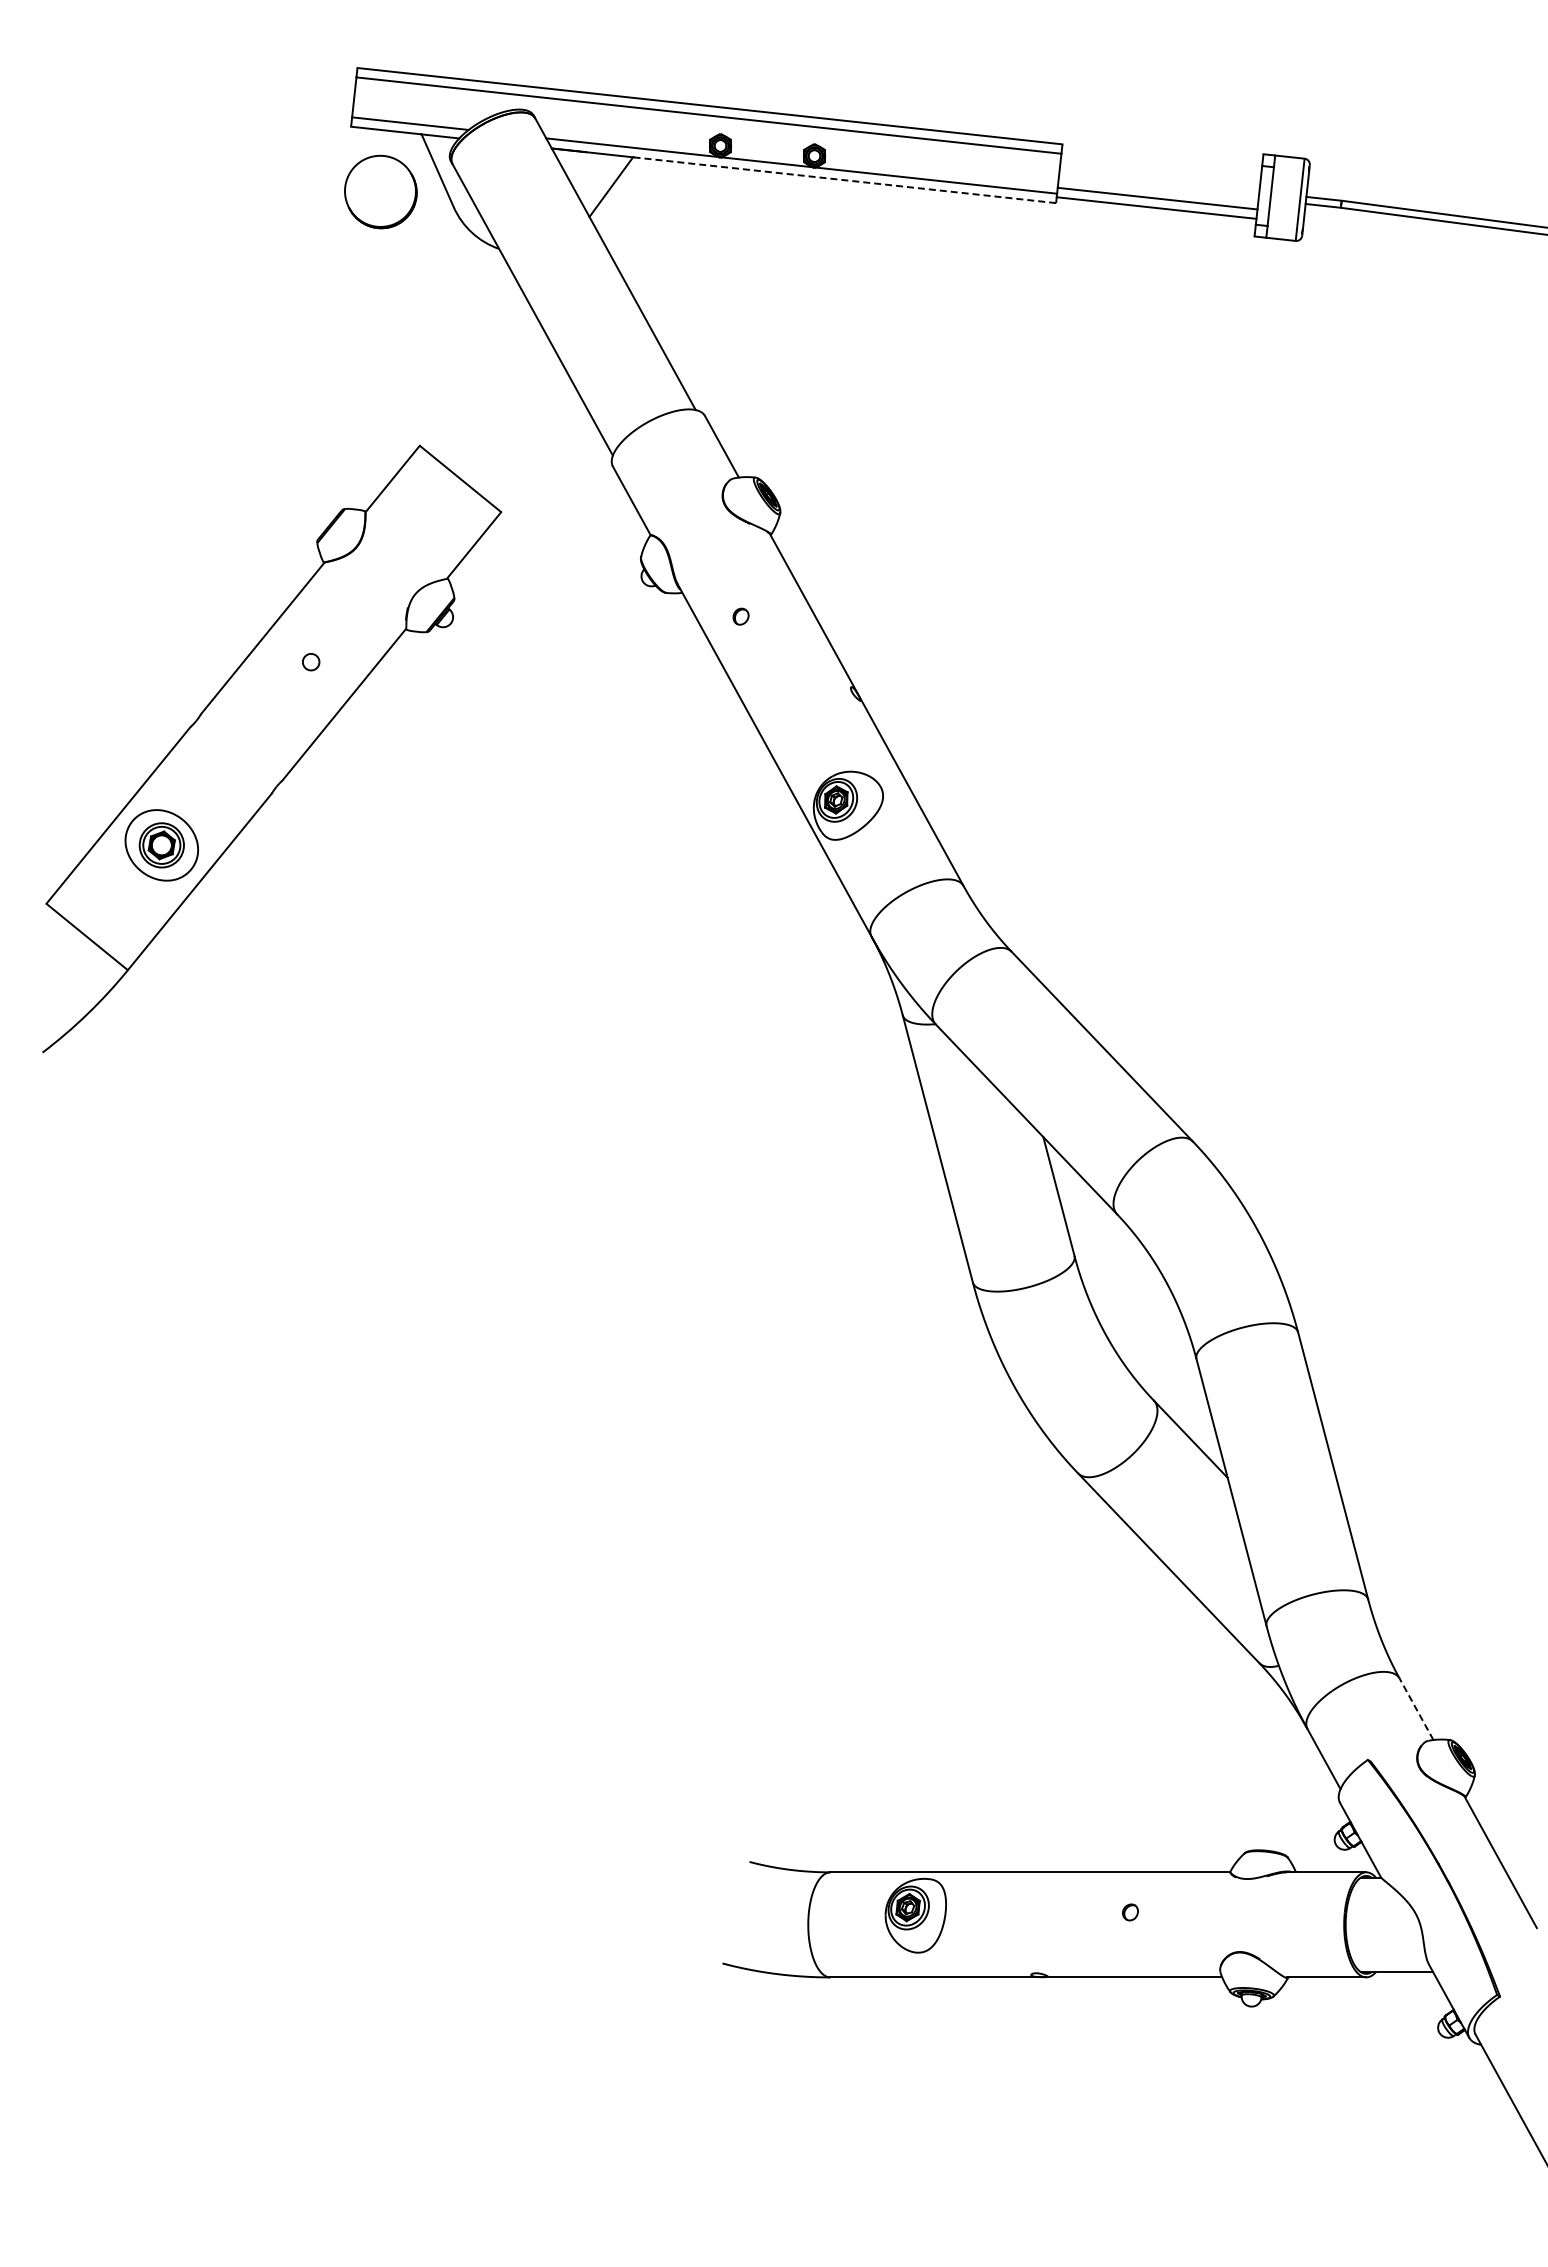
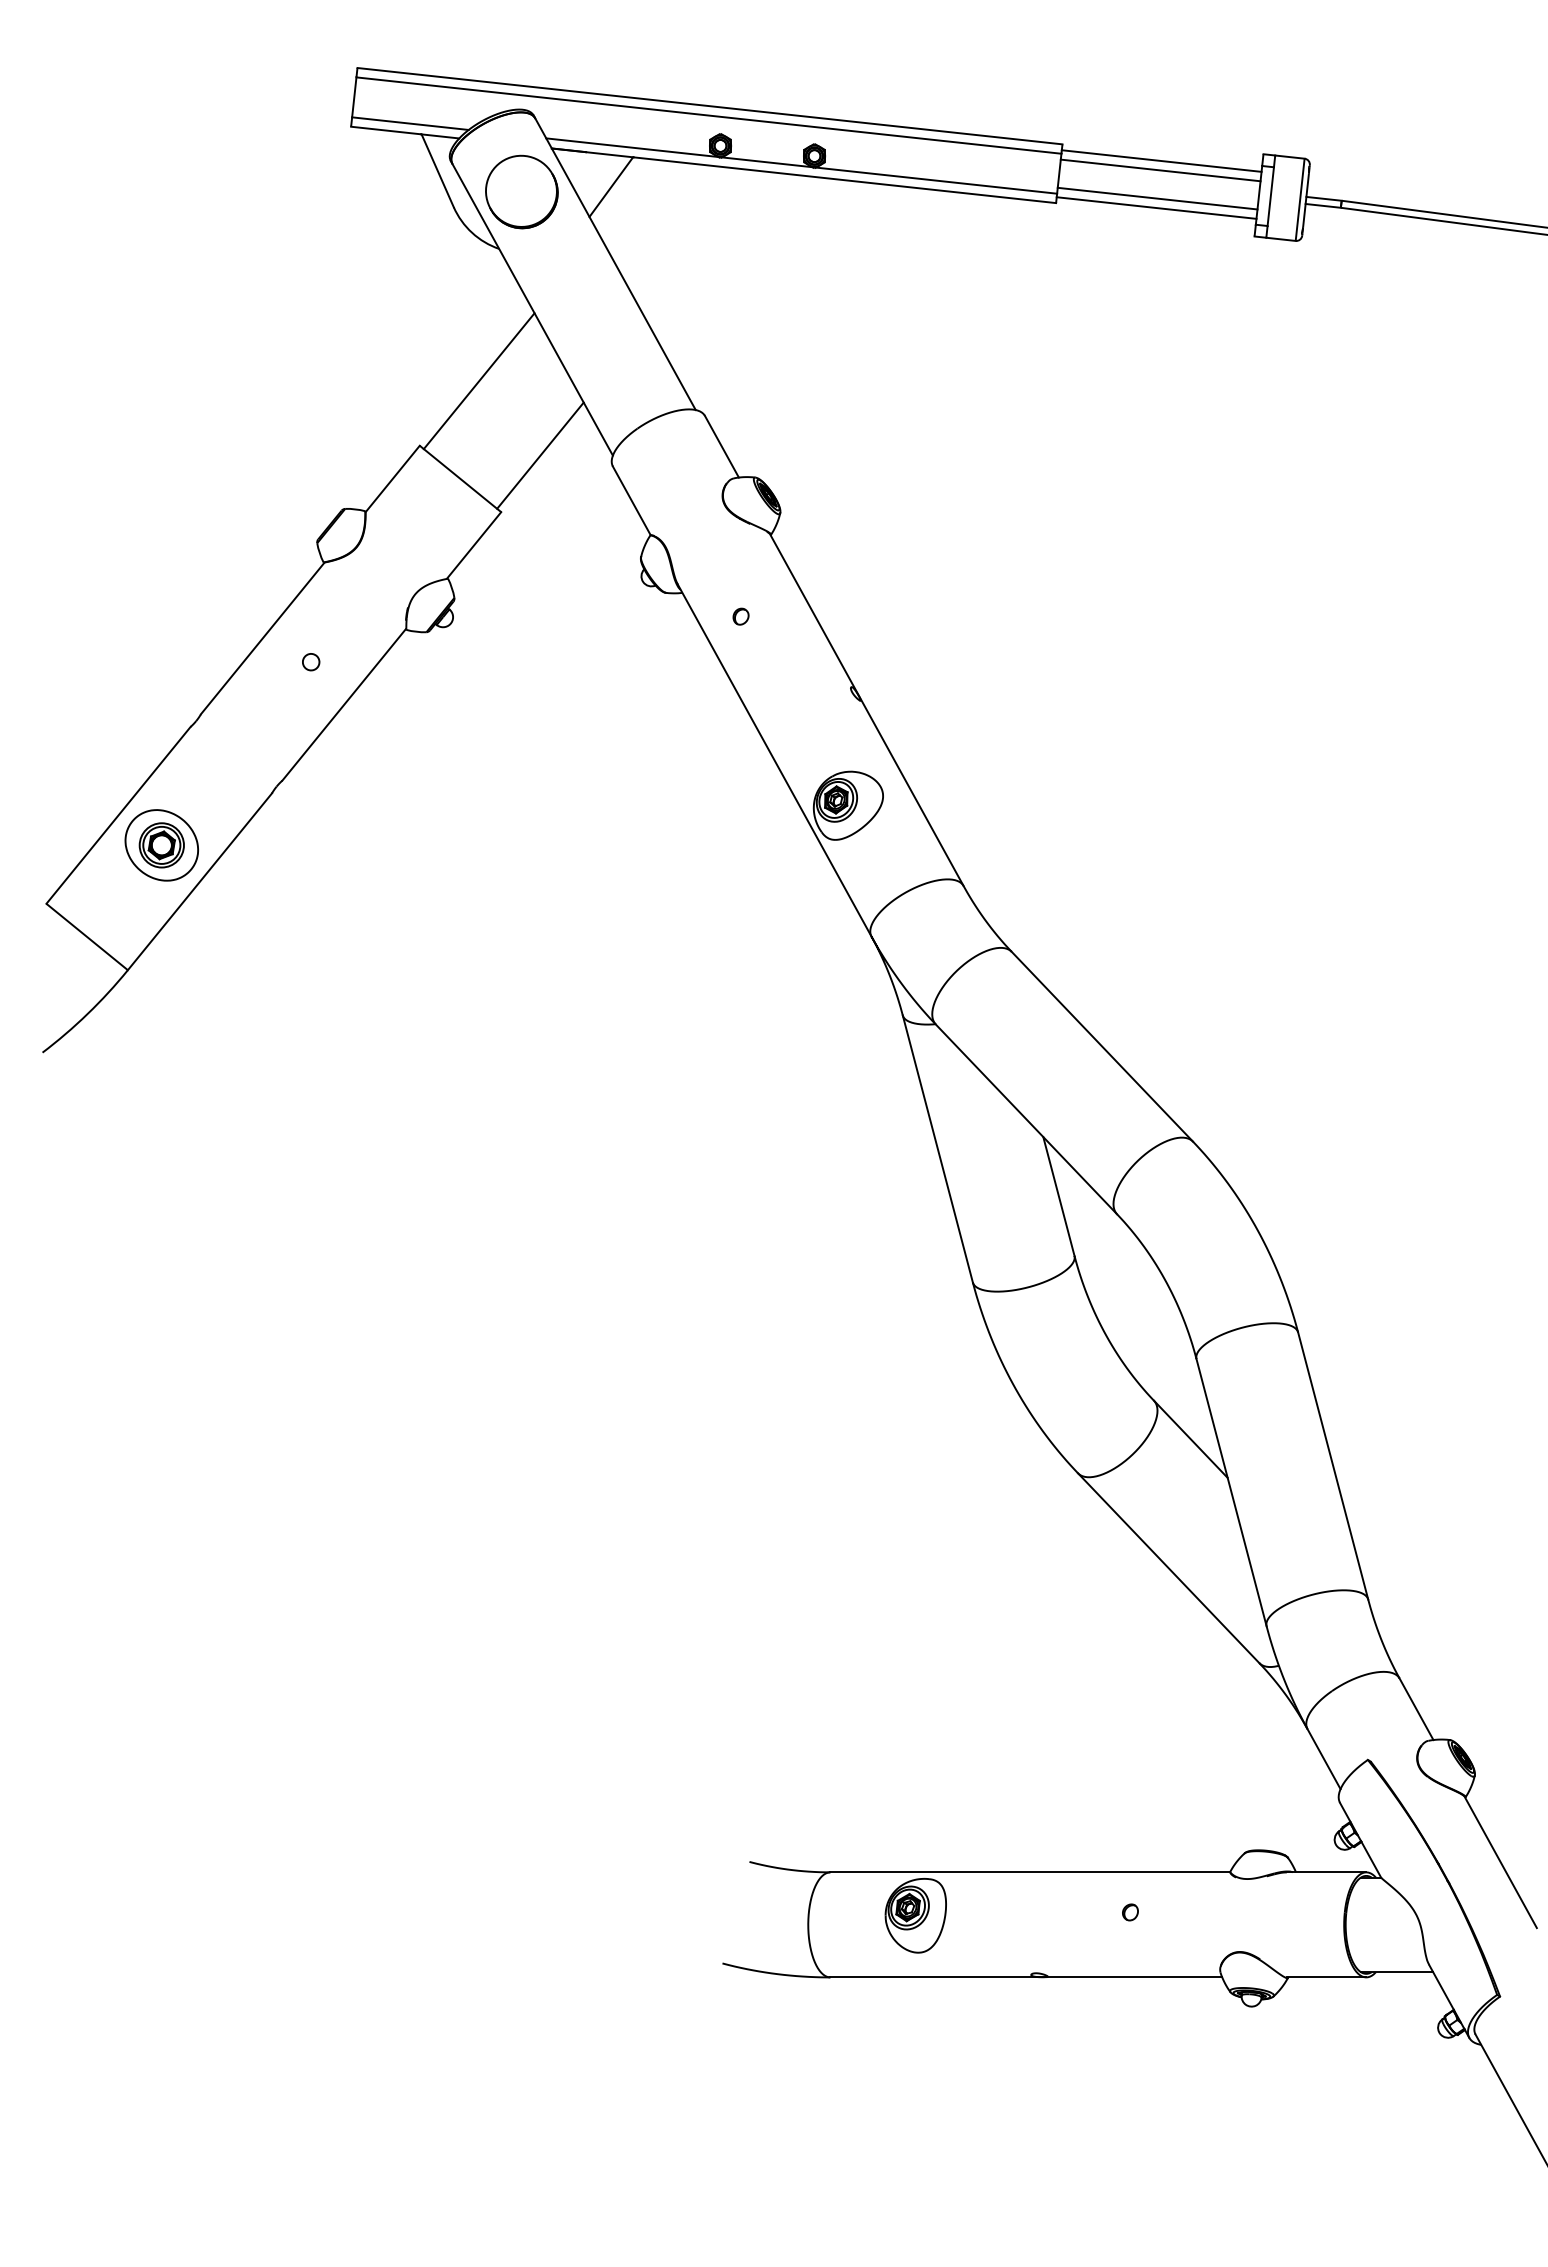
line: none -> present (1161, 160)
line: none -> present (1160, 170)
line: dashed -> solid (844, 180)
part position: (380, 191) -> (521, 191) (521, 191)
line: none -> present (478, 381)
line: none -> present (540, 455)
line: dashed -> solid (1416, 1708)
